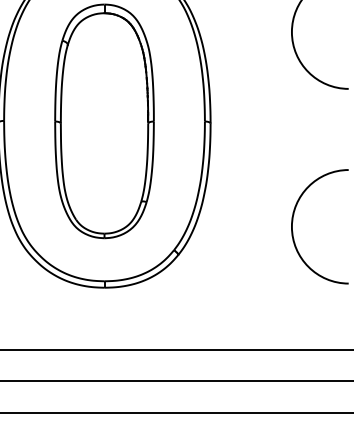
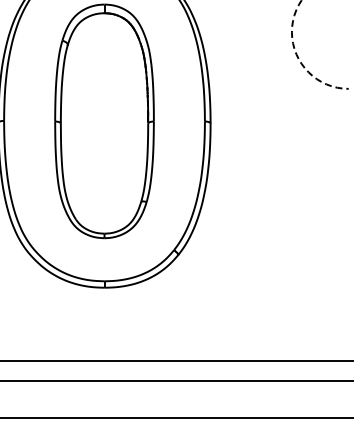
arc: solid -> dashed (298, 59)
arc: present -> none (293, 221)
line position: (176, 349) -> (176, 360) (176, 360)
line position: (176, 413) -> (176, 418) (176, 418)
